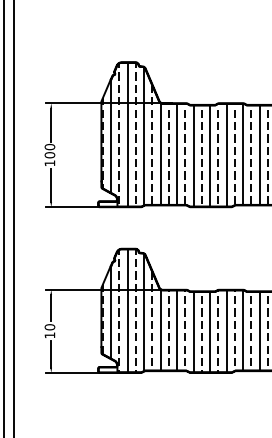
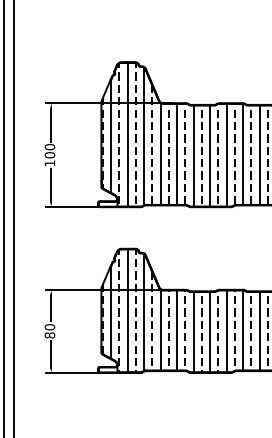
text: 10 -> 80 (49, 335)
